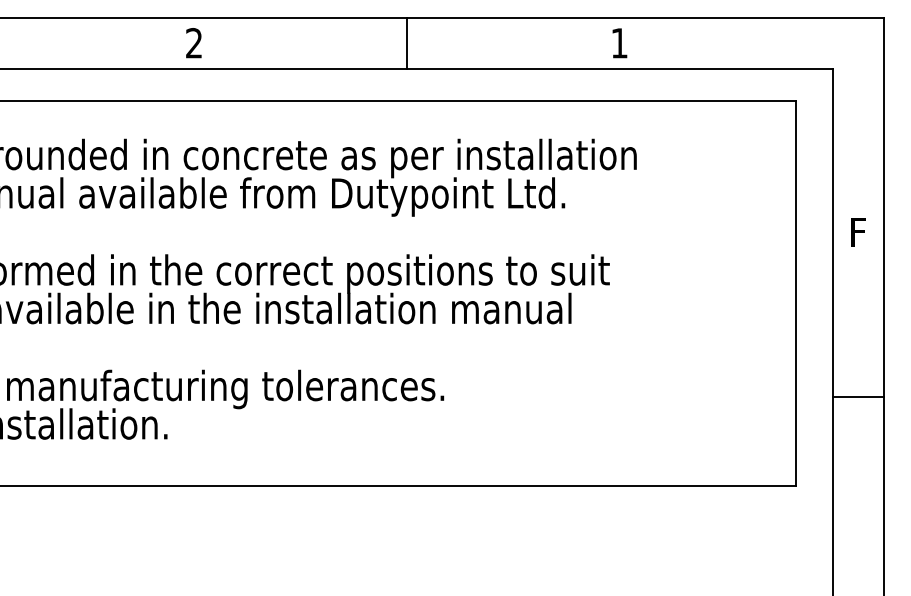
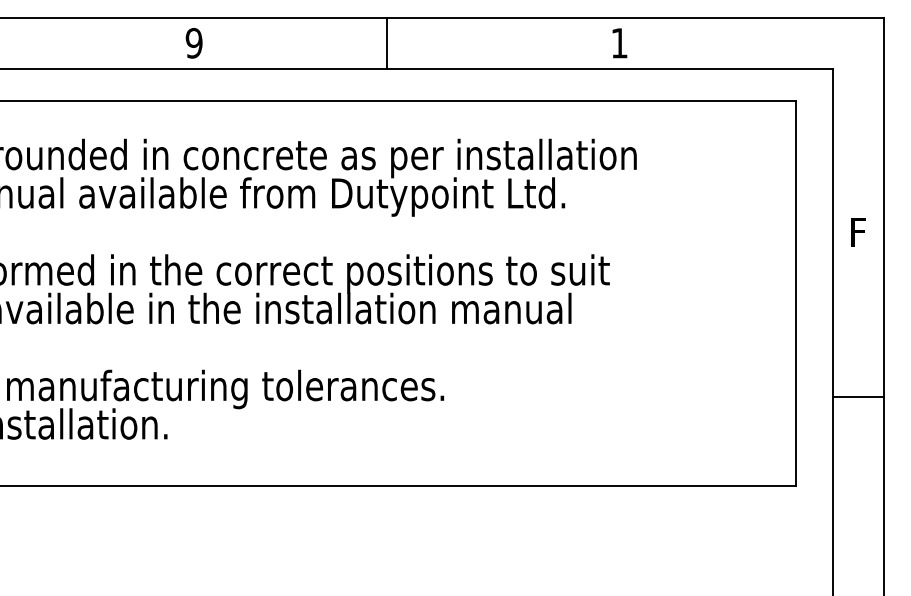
text: 2 -> 9 (193, 43)
line position: (407, 43) -> (387, 43) (387, 43)
